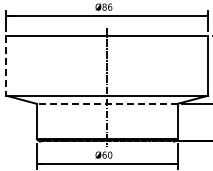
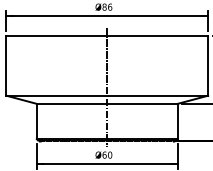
line: dashed -> solid (6, 65)
line: dashed -> solid (106, 103)
